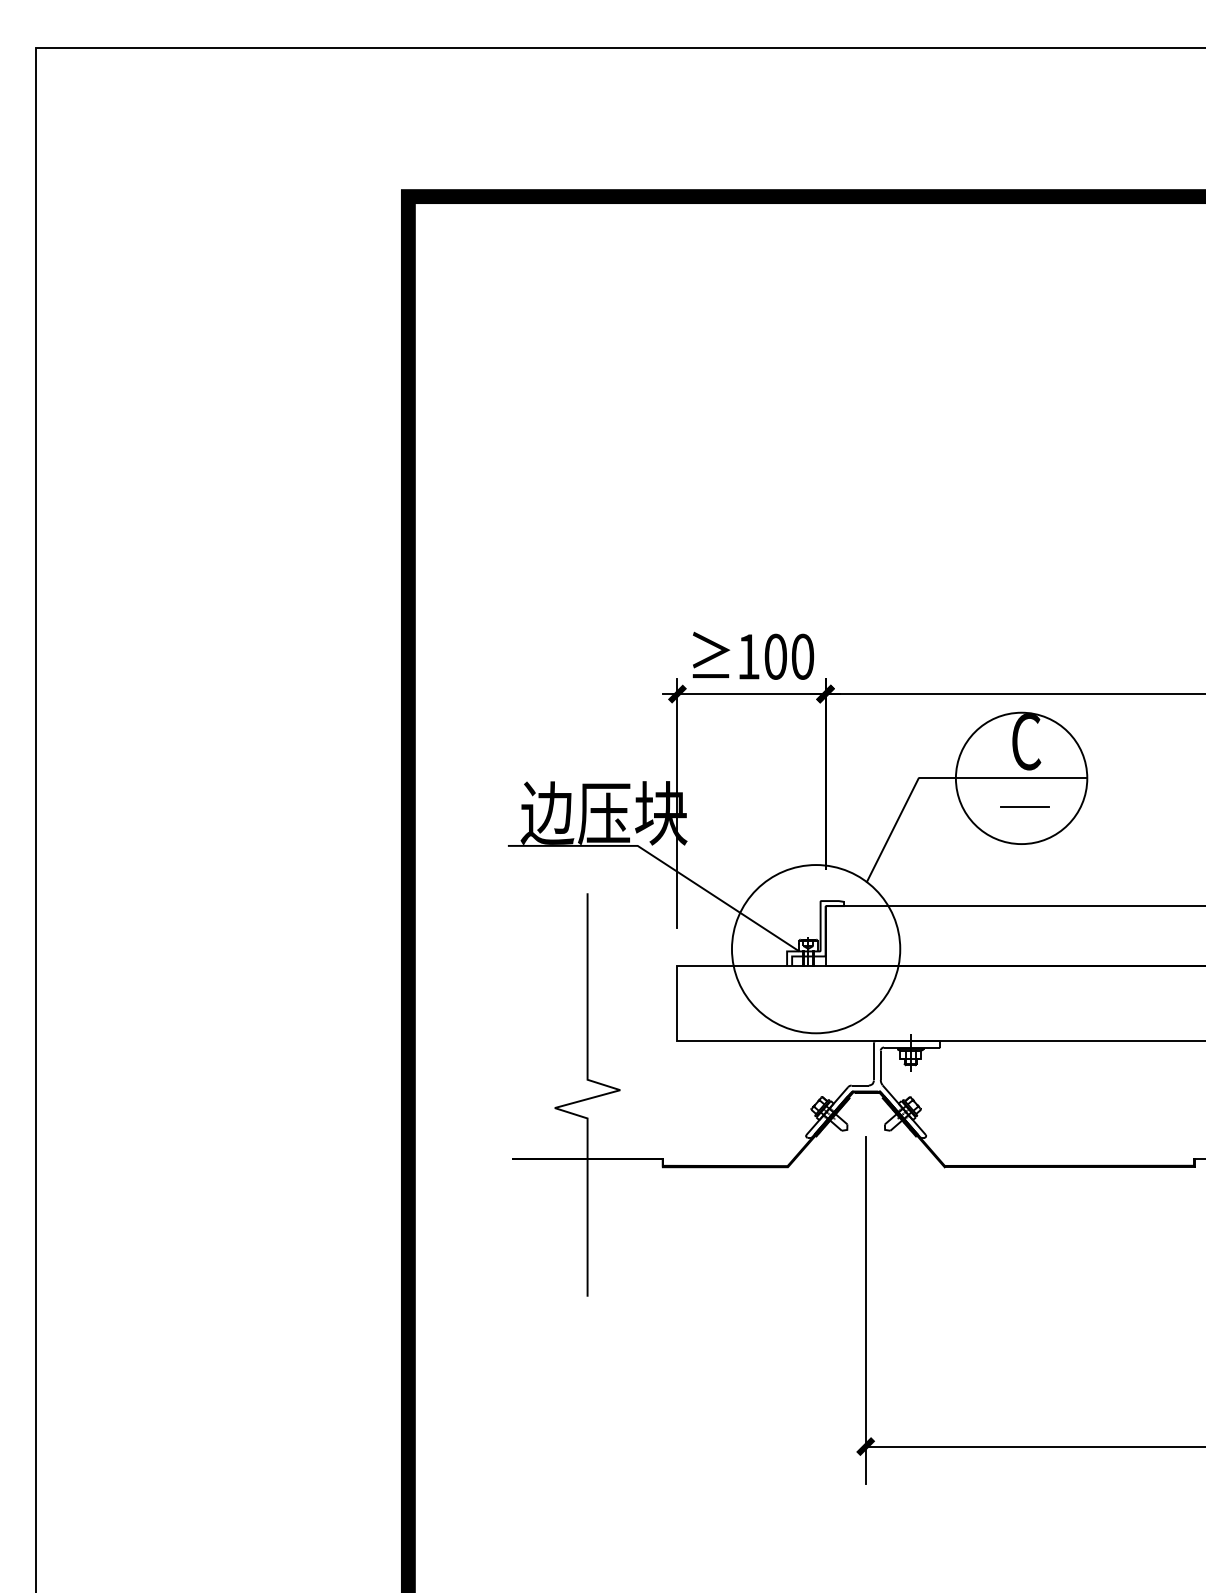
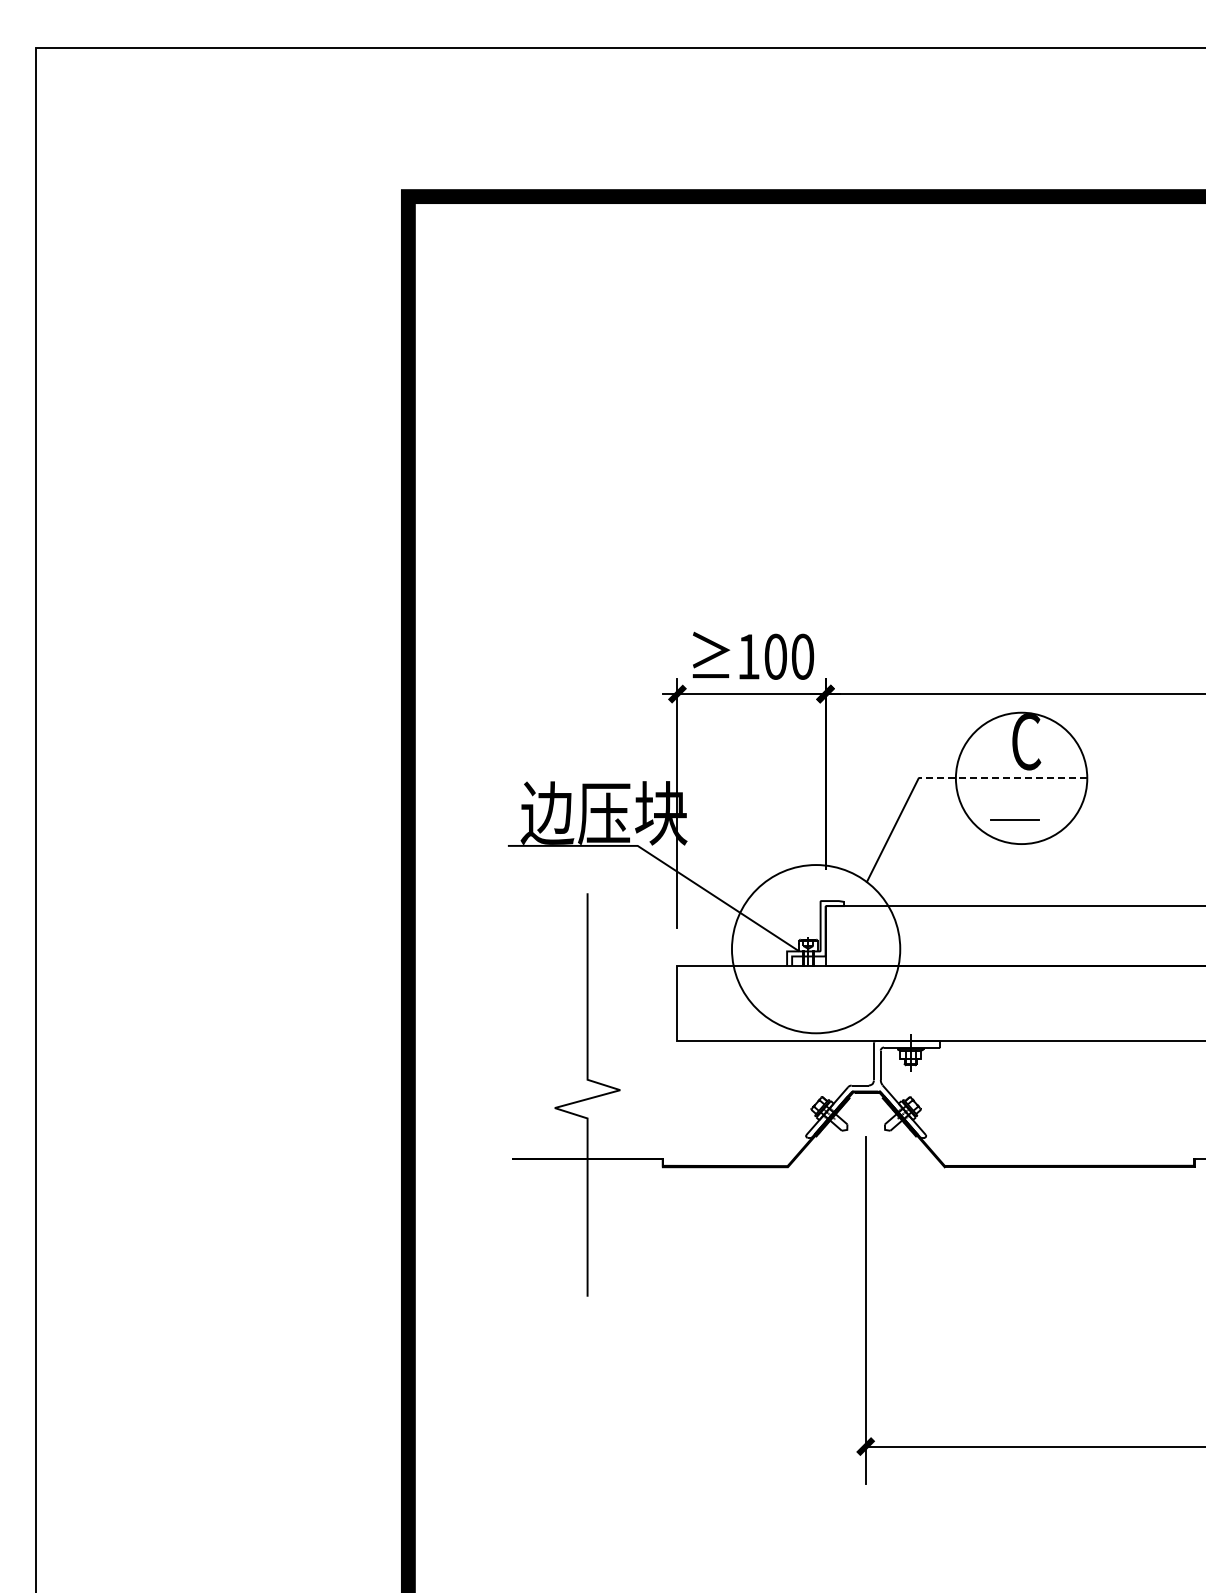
line: solid -> dashed (1002, 778)
line position: (1024, 806) -> (1014, 819) (1014, 819)
